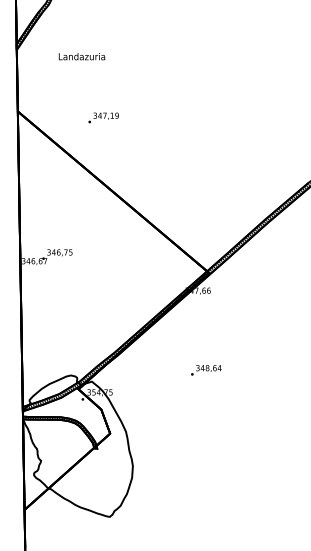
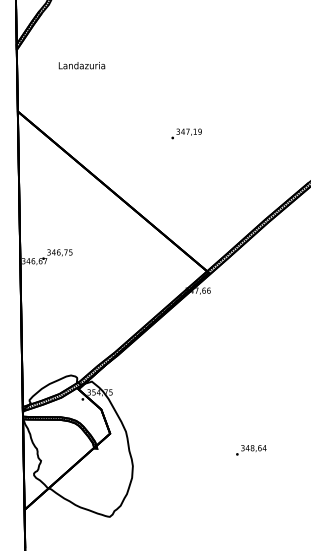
text position: (81, 56) -> (81, 65) (81, 65)
text position: (103, 117) -> (186, 133) (186, 133)
text position: (206, 370) -> (251, 450) (251, 450)
